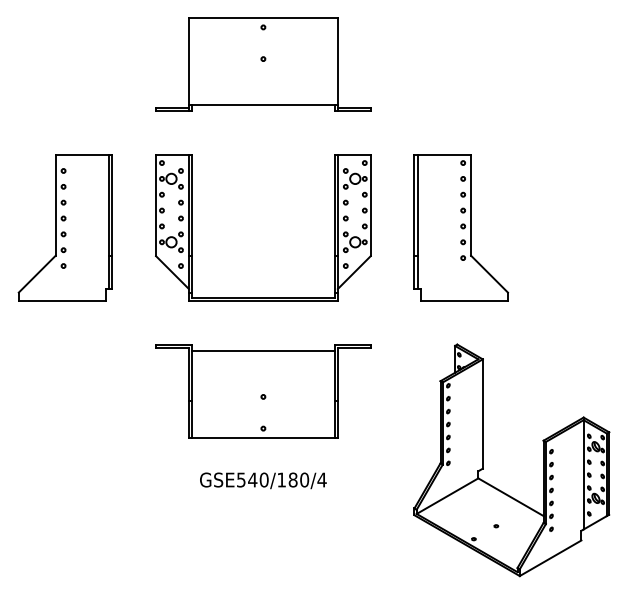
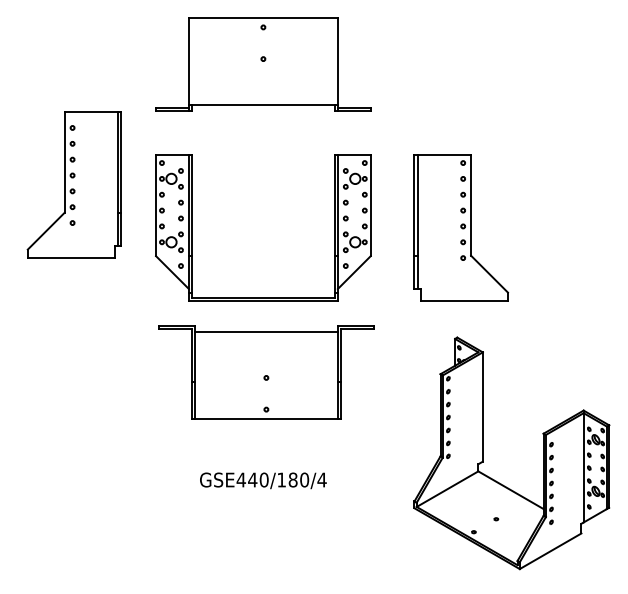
part position: (64, 227) -> (73, 184) (73, 184)
part position: (263, 391) -> (266, 372) (266, 372)
part position: (483, 460) -> (483, 453) (483, 453)
text: GSE540/180/4 -> GSE440/180/4 (240, 479)
